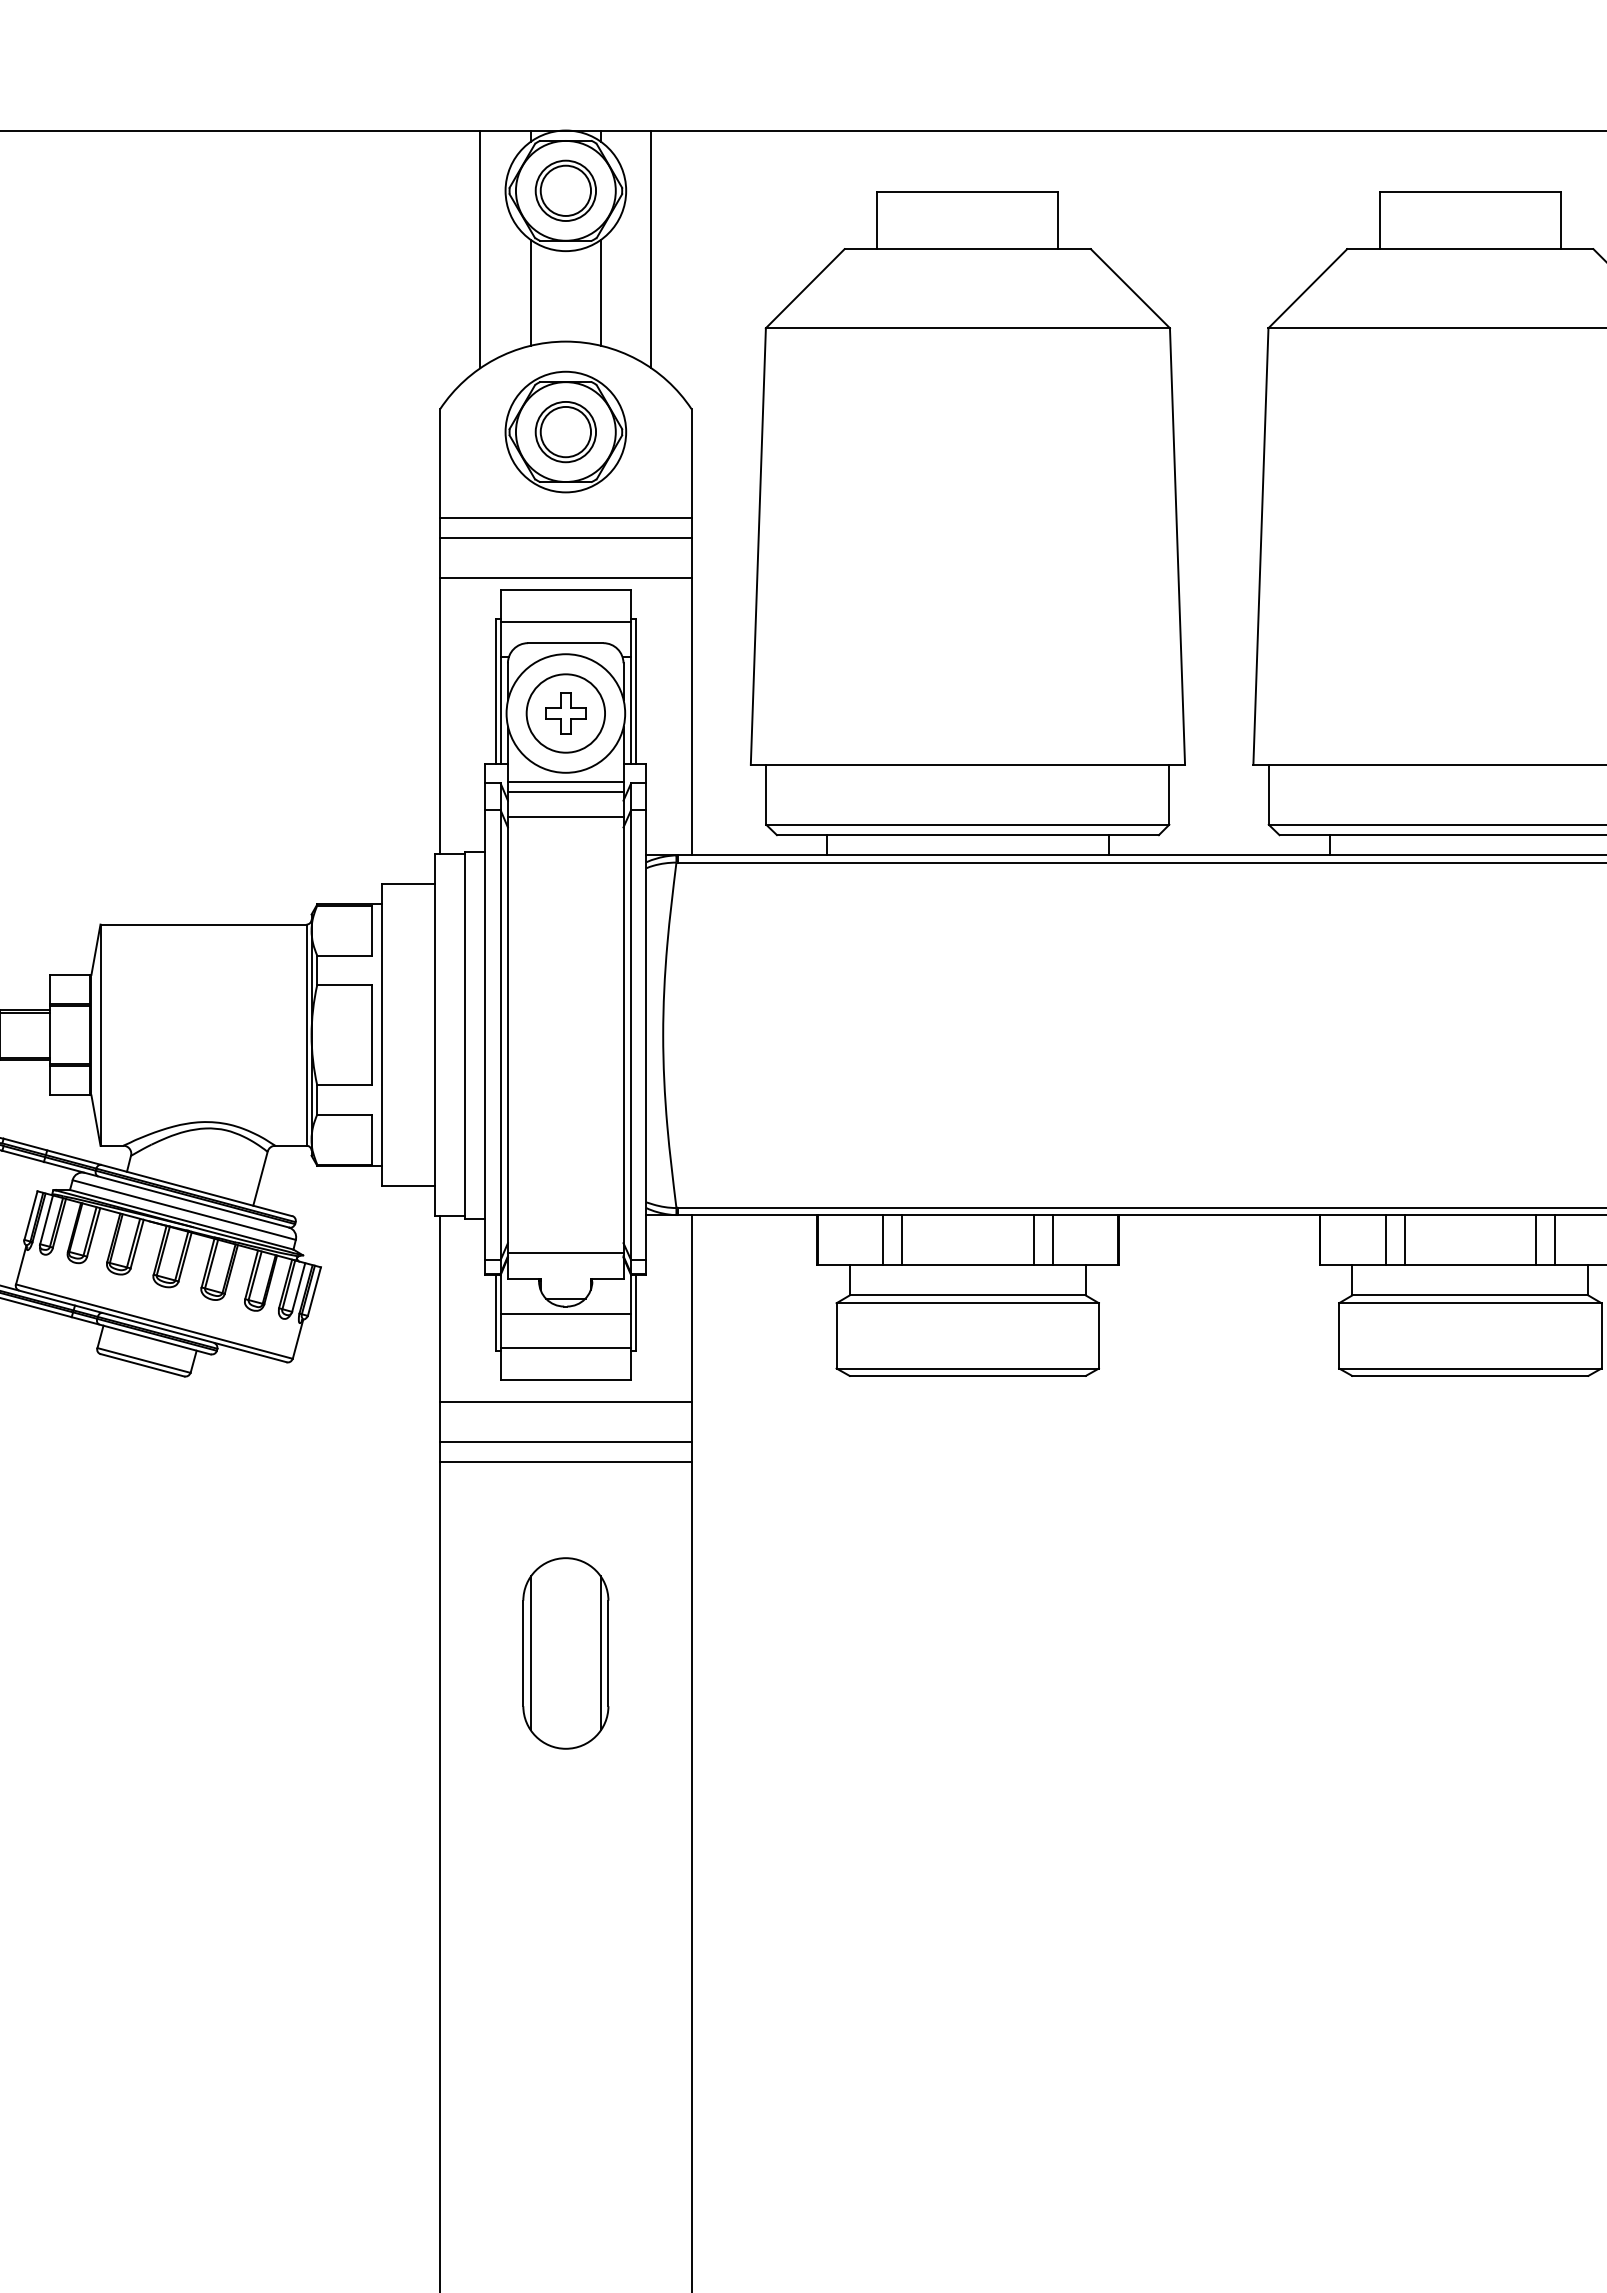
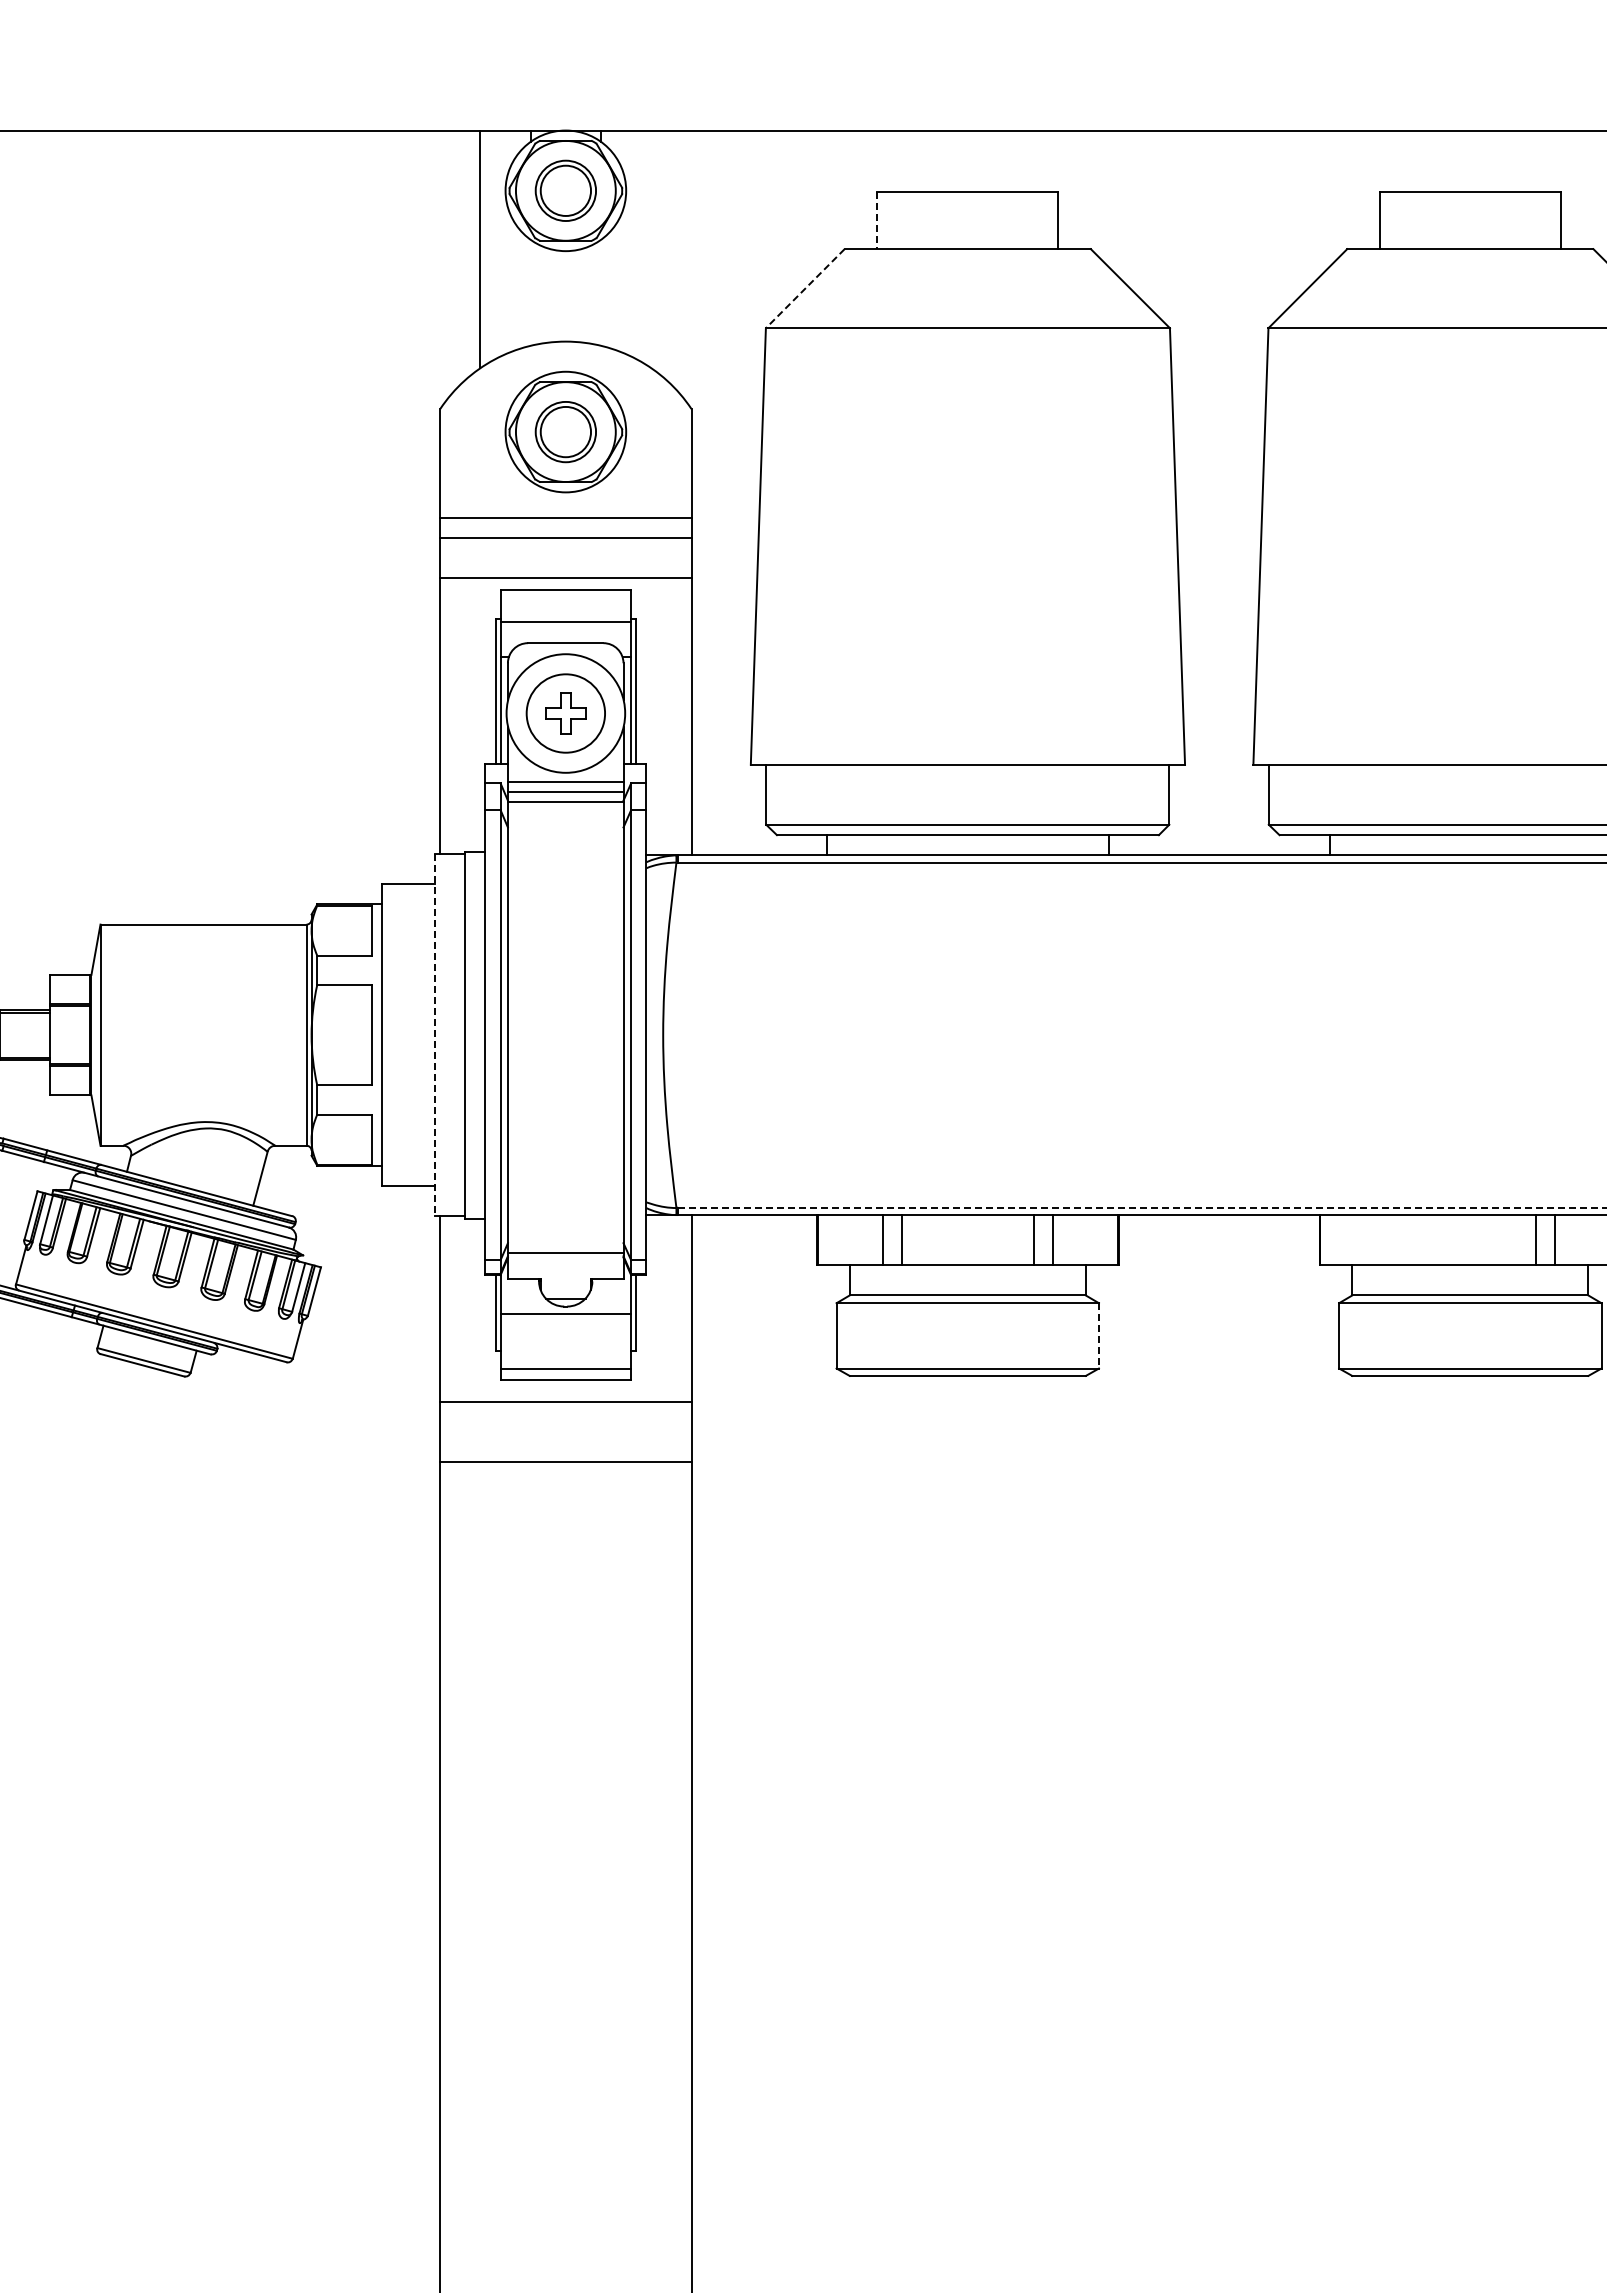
line: solid -> dashed (877, 220)
line: present -> none (651, 249)
line: solid -> dashed (805, 288)
line: present -> none (530, 292)
line: present -> none (601, 292)
line position: (565, 817) -> (565, 802) (565, 802)
line: solid -> dashed (435, 1035)
line: solid -> dashed (1142, 1208)
line: present -> none (1385, 1240)
line: present -> none (1404, 1240)
line: solid -> dashed (1098, 1335)
line position: (565, 1348) -> (565, 1369) (565, 1369)
line: present -> none (565, 1442)
part: present -> none (565, 1653)
